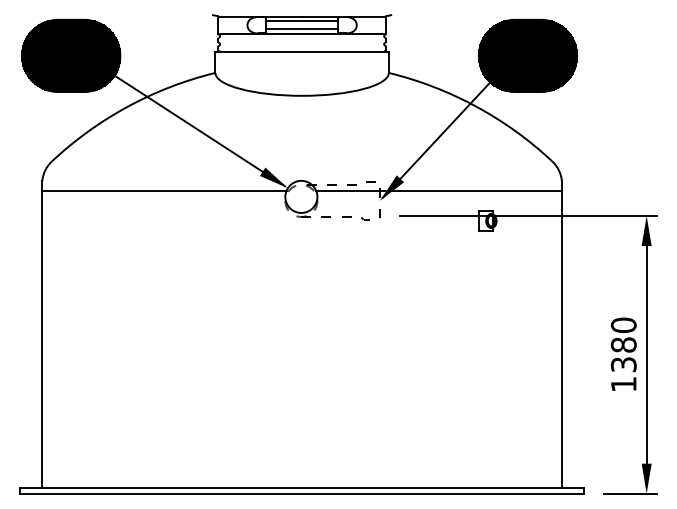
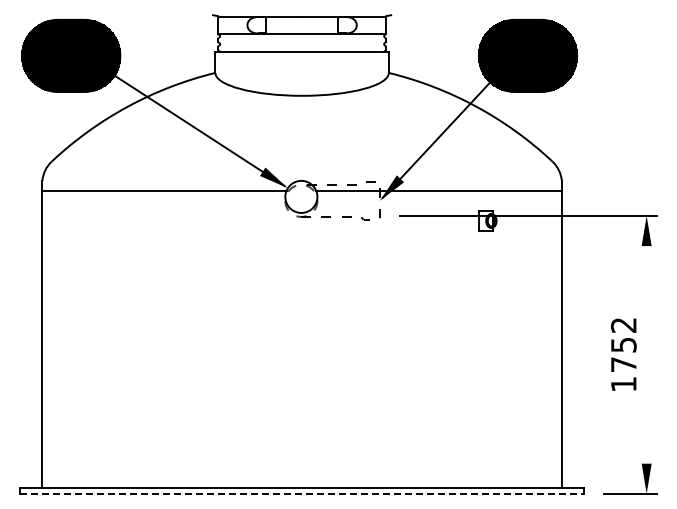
line: present -> none (302, 21)
line: present -> none (302, 29)
text: 1380 -> 1752 (623, 344)
line: present -> none (646, 354)
line: solid -> dashed (302, 493)
